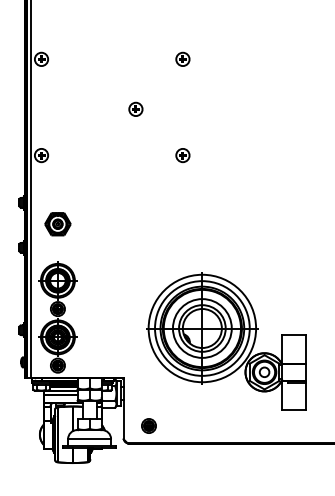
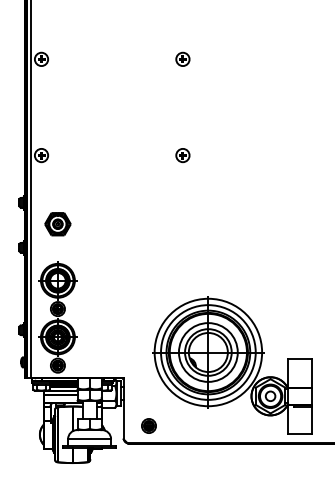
part: present -> none (135, 108)
part position: (226, 341) -> (232, 365) (232, 365)
